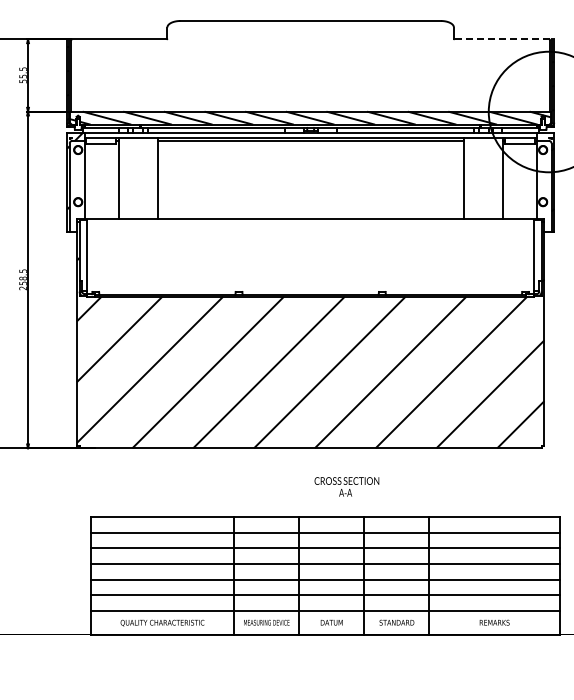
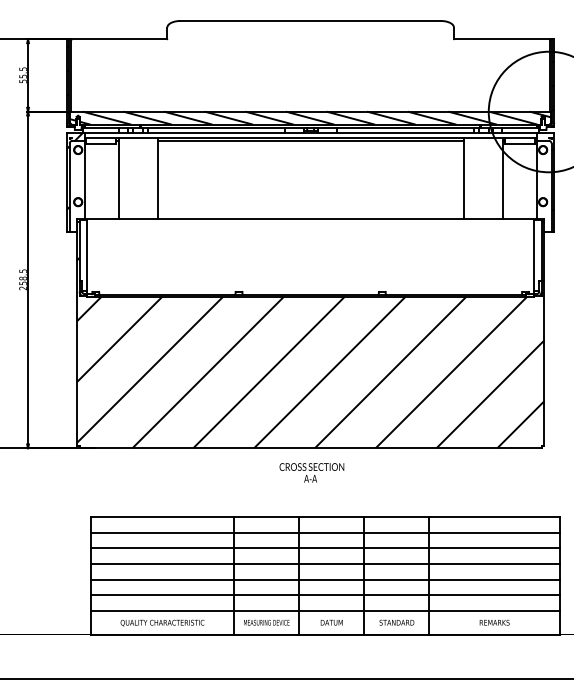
line: dashed -> solid (504, 39)
text position: (346, 486) -> (311, 472) (311, 472)
line: none -> present (286, 679)
